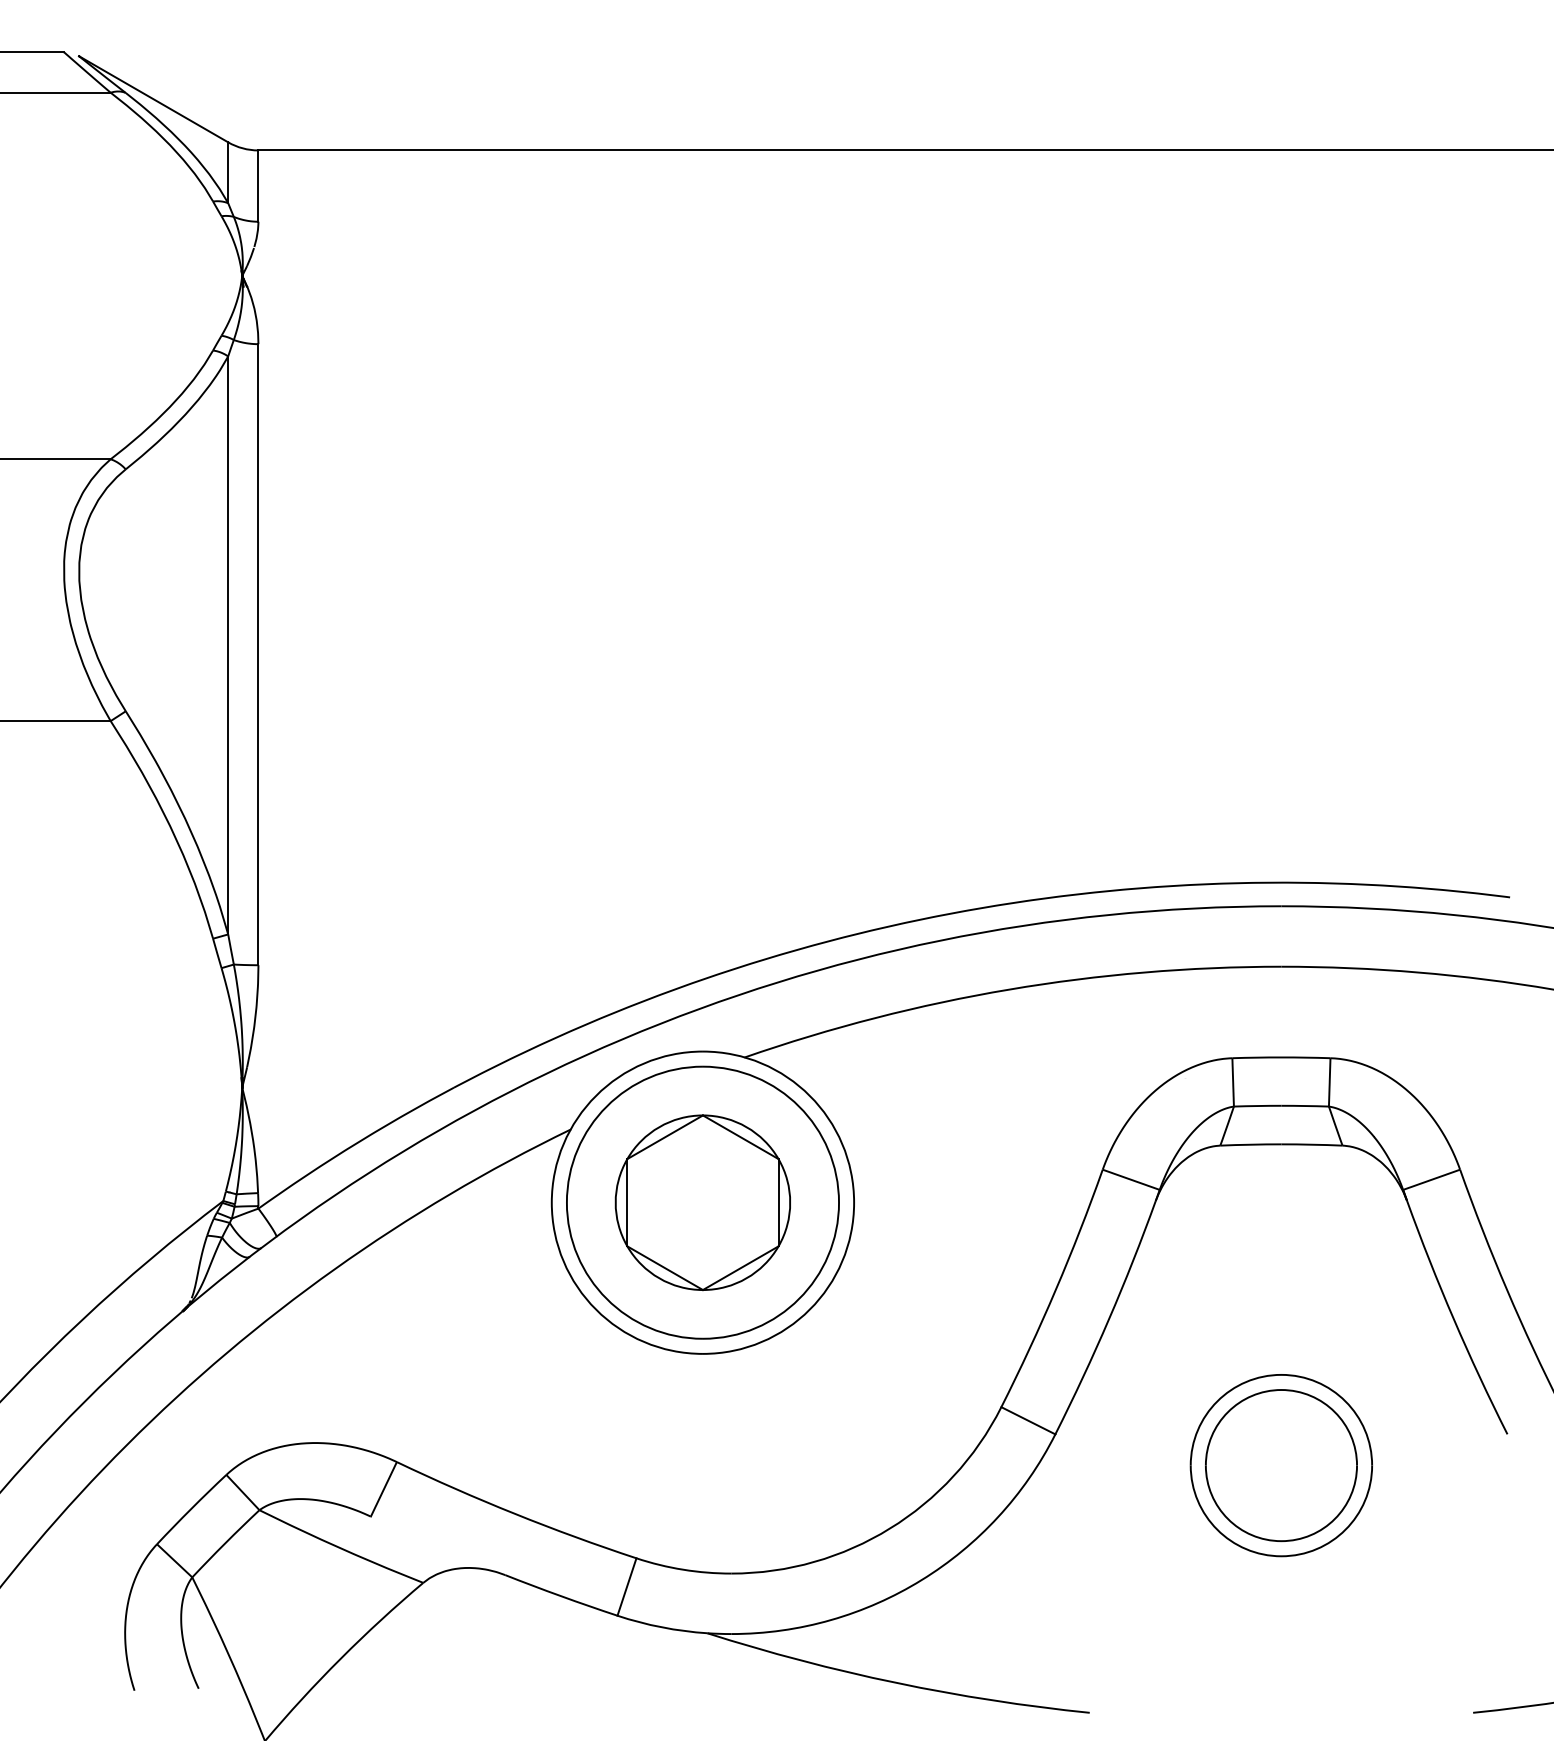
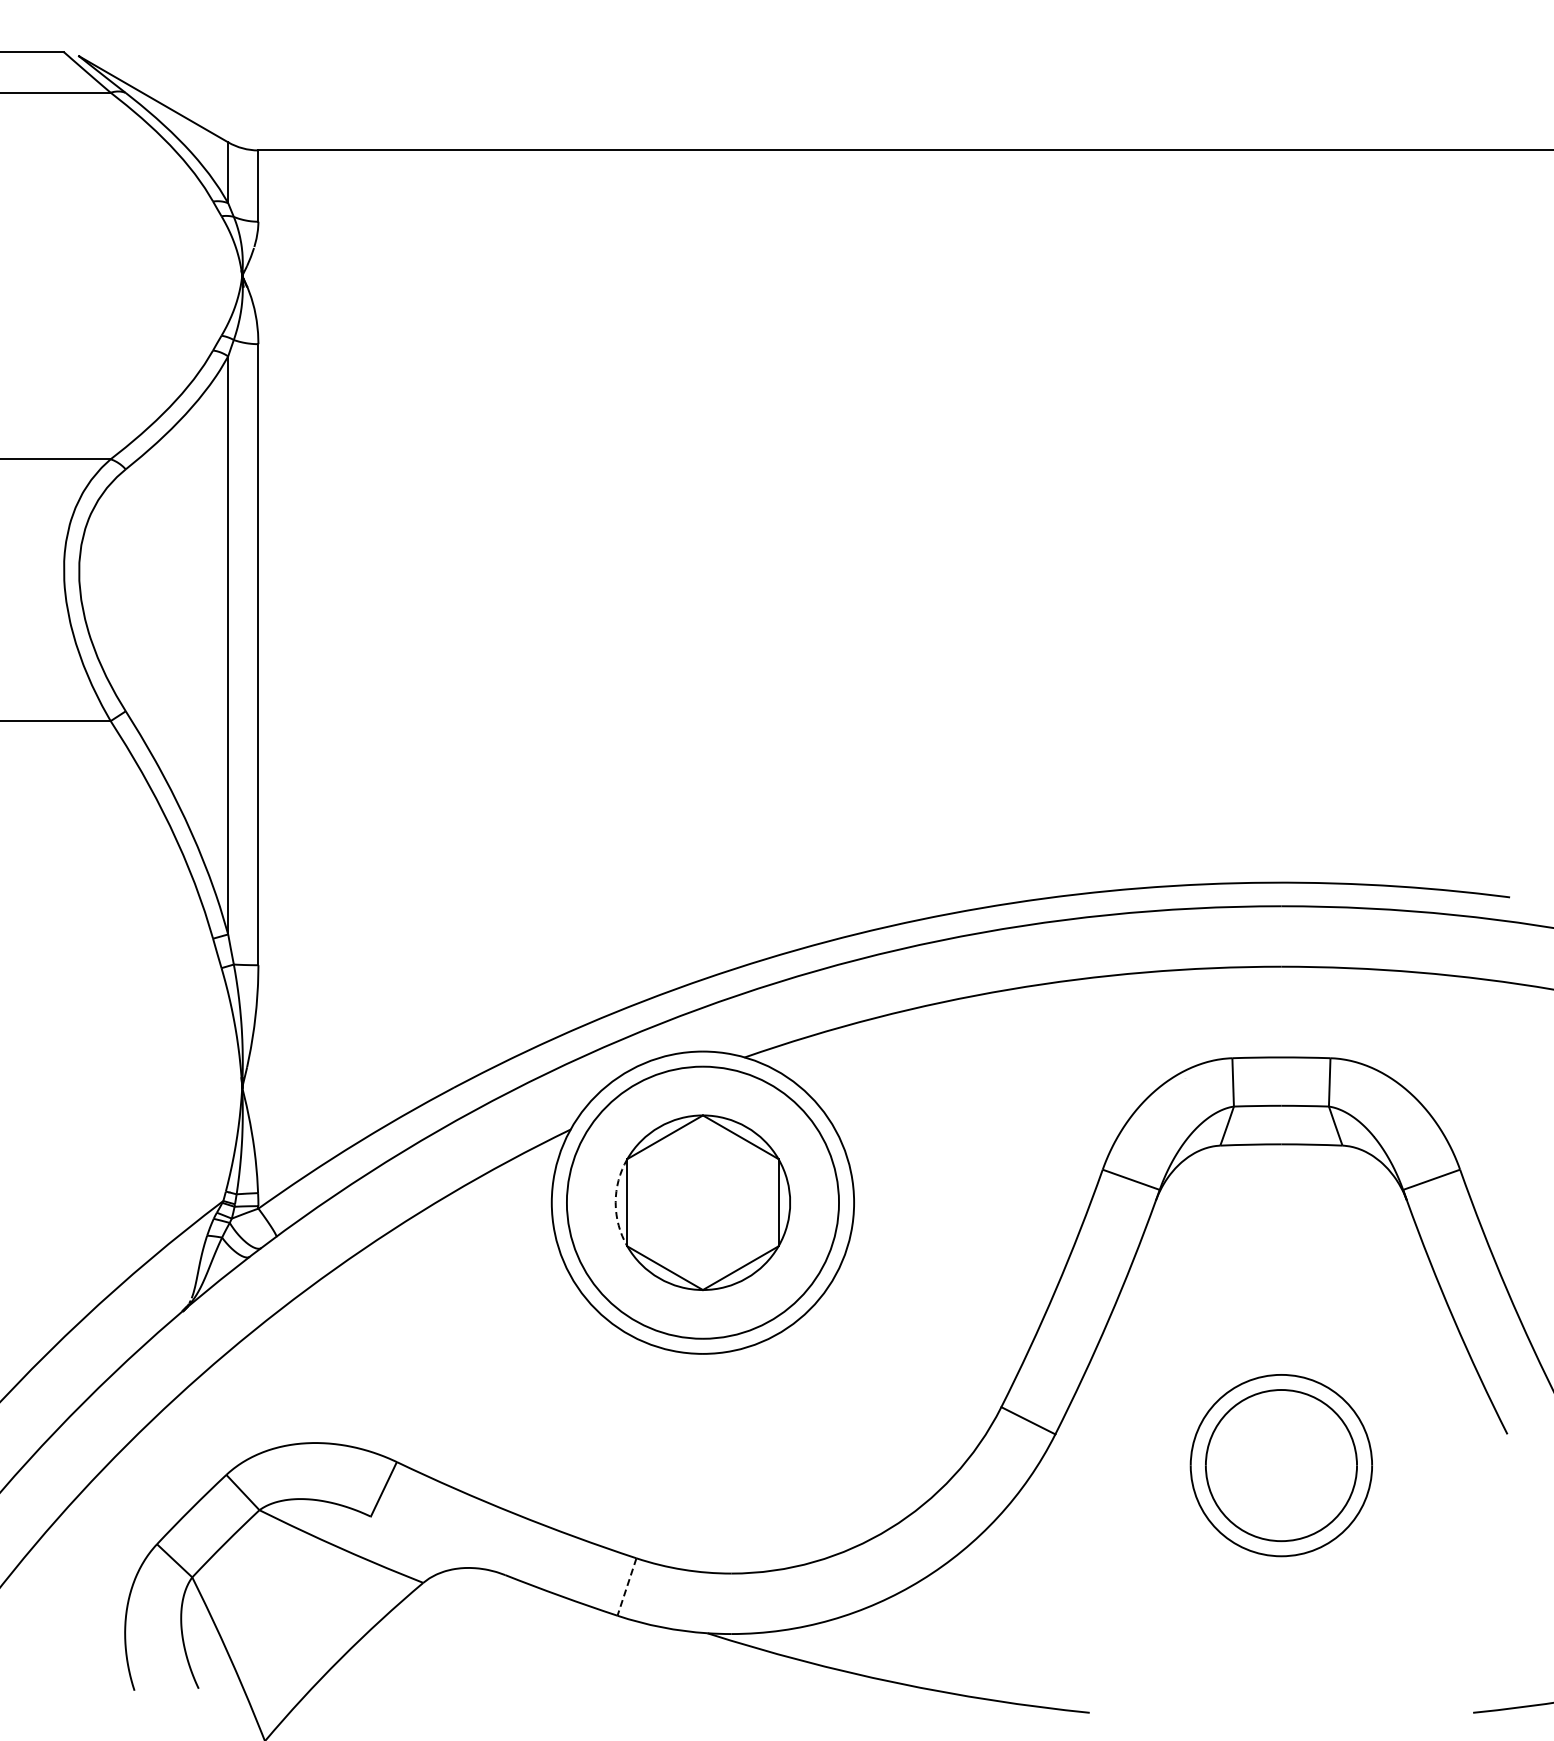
arc: solid -> dashed (615, 1202)
line: solid -> dashed (626, 1587)
